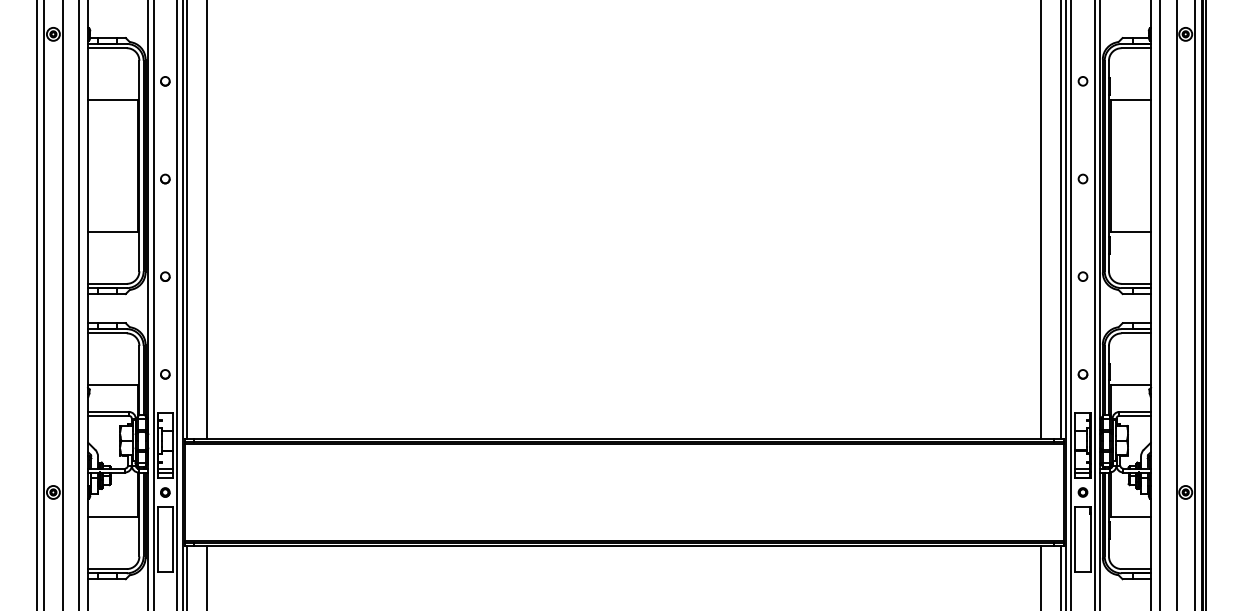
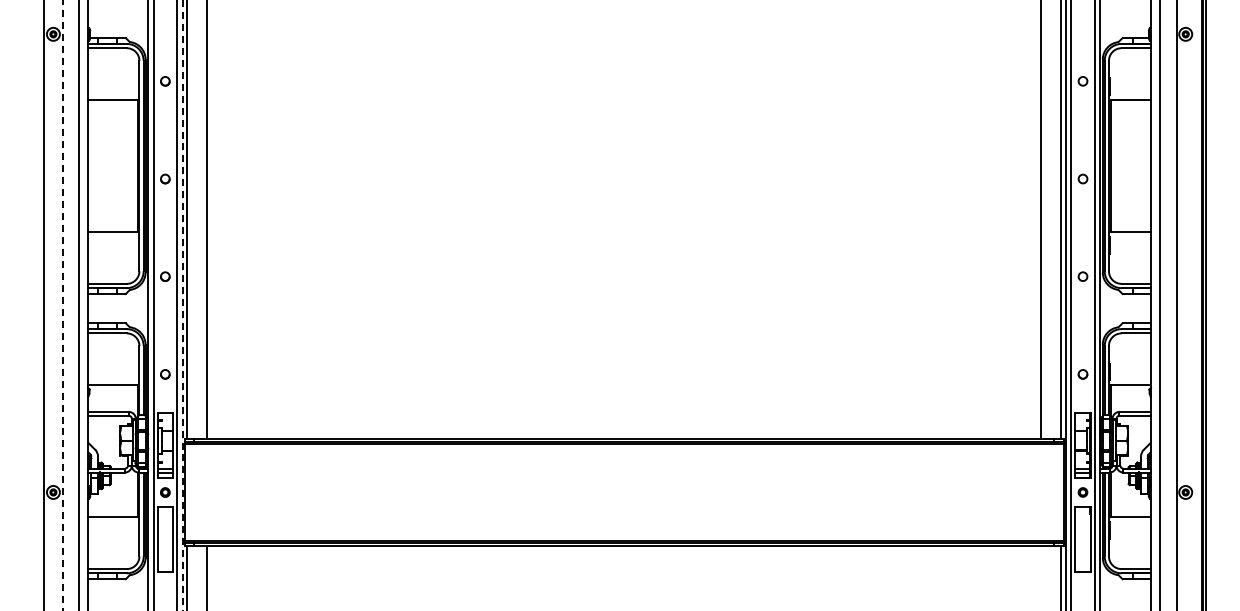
line: present -> none (37, 304)
line: present -> none (1195, 304)
line: solid -> dashed (62, 305)
line: solid -> dashed (182, 305)
line: present -> none (1041, 576)
